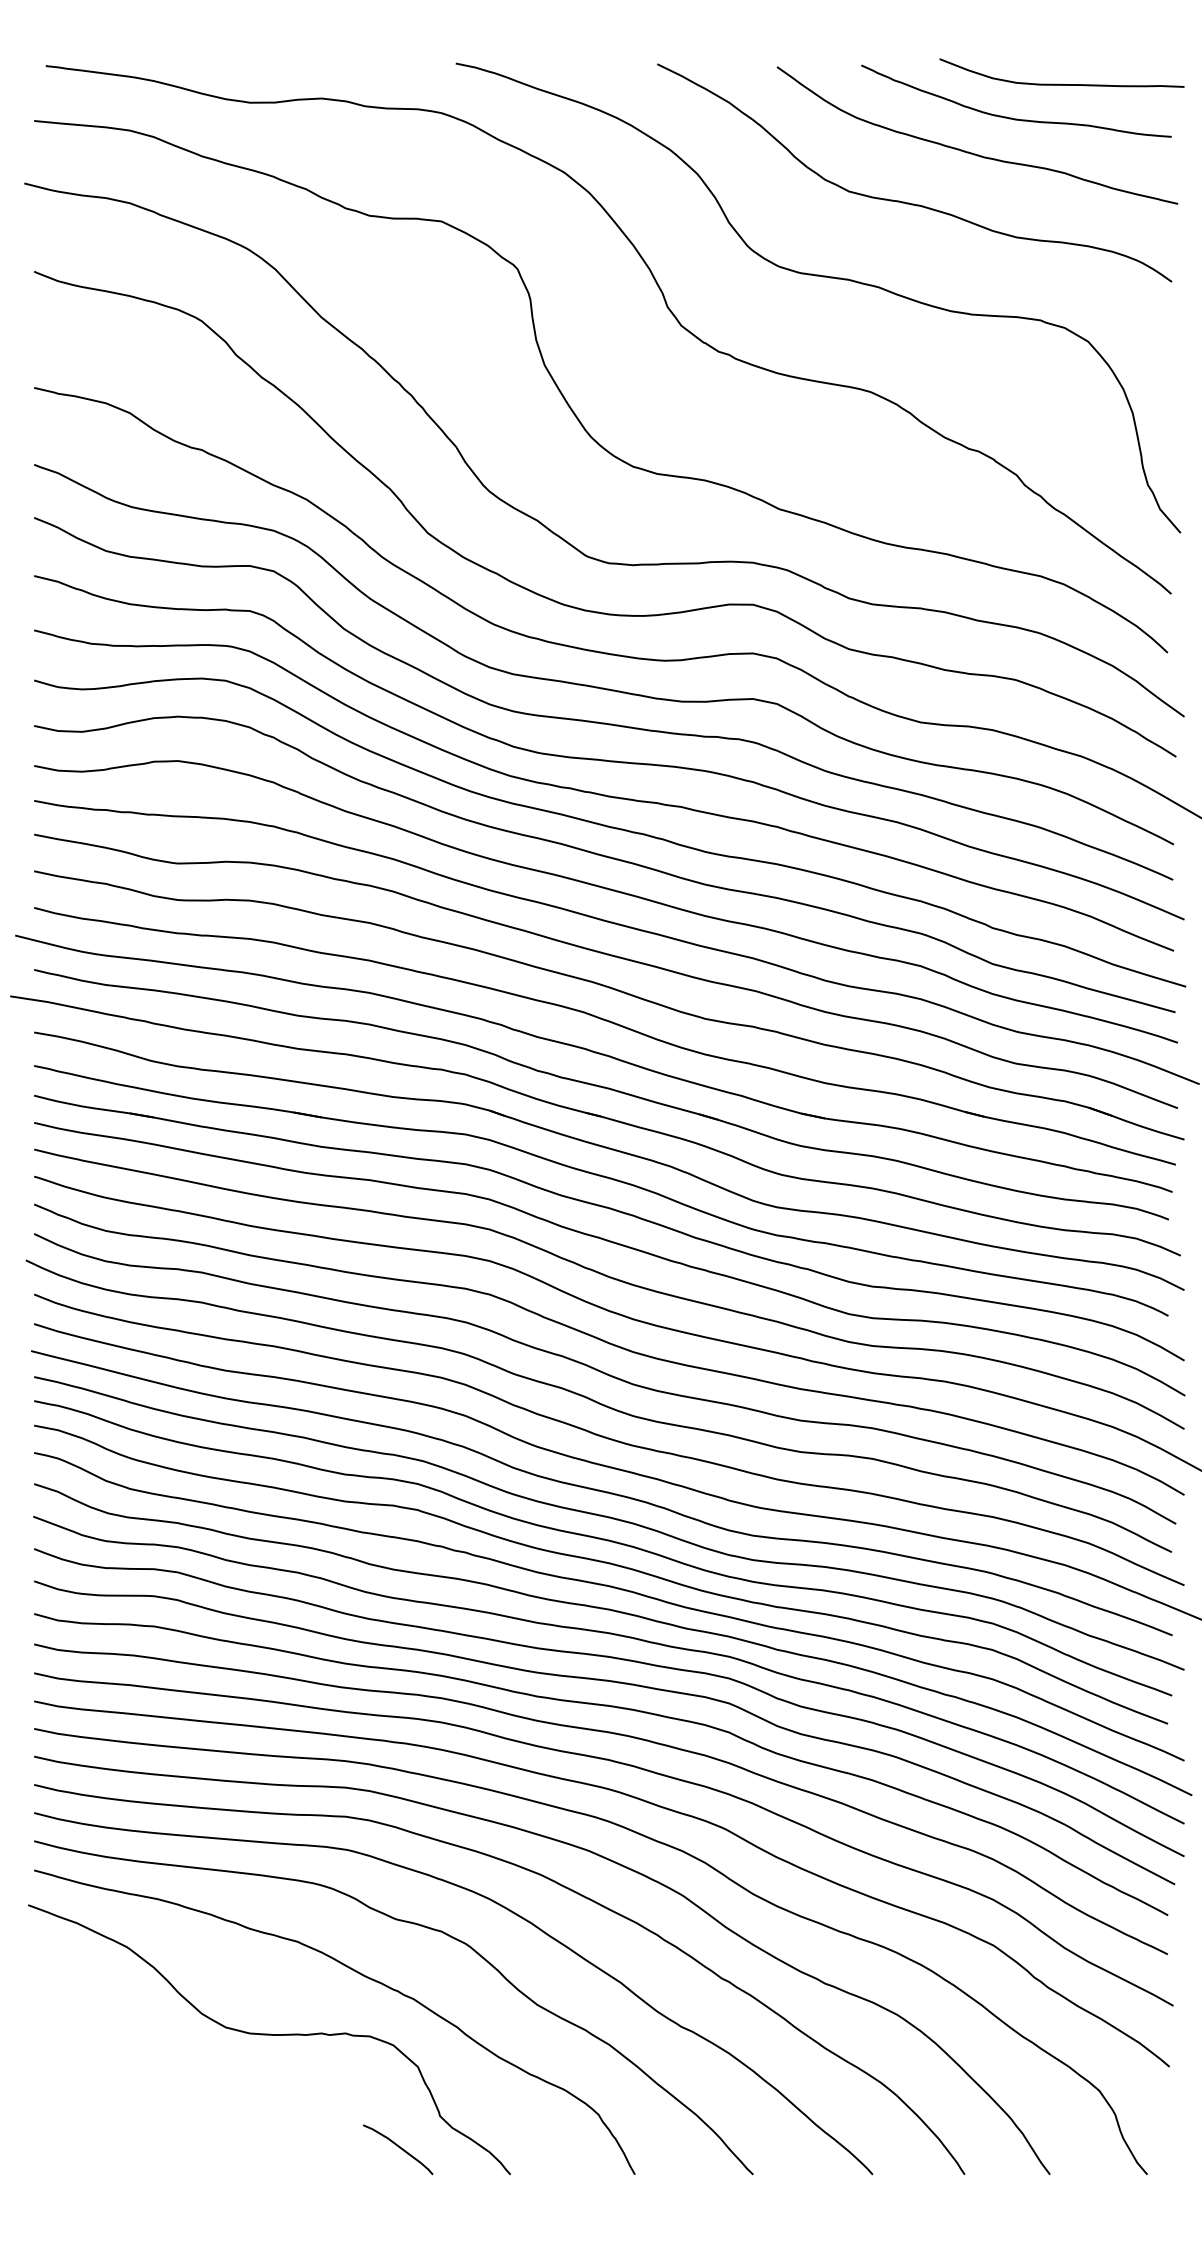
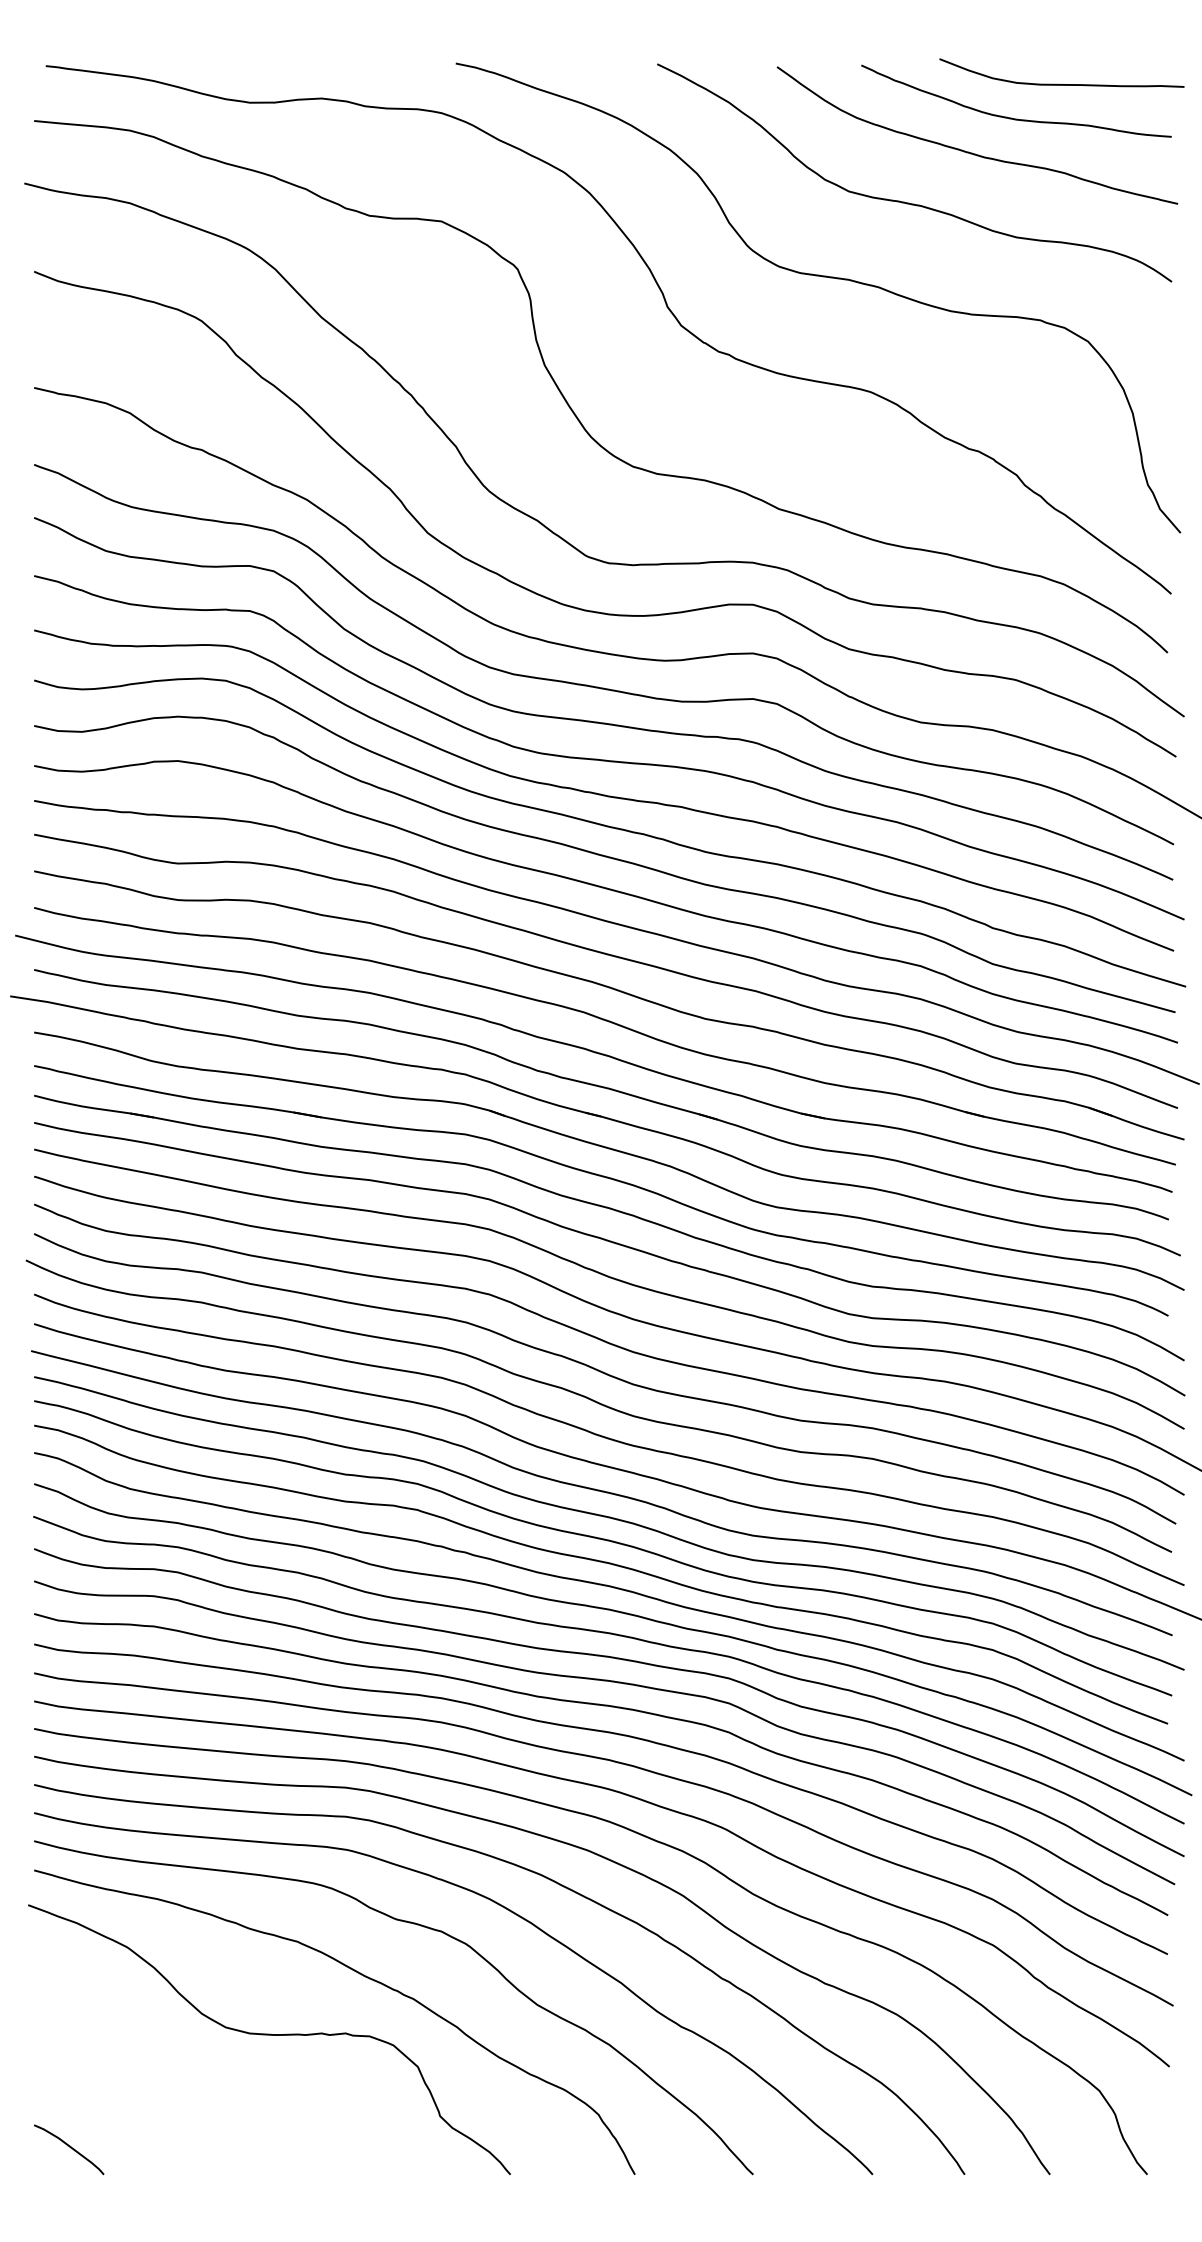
curve position: (399, 2148) -> (70, 2148) (70, 2148)
